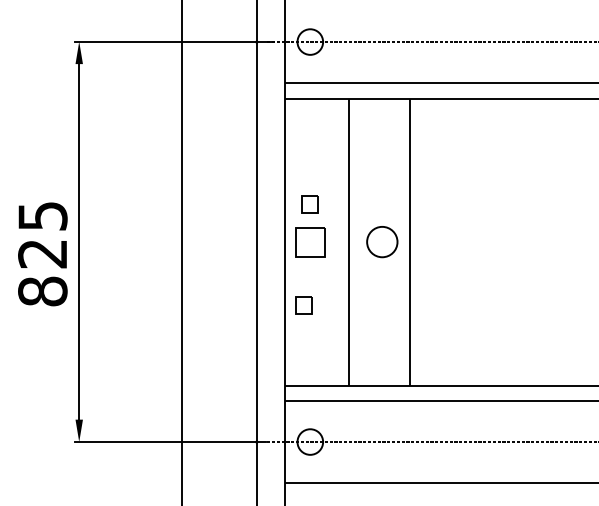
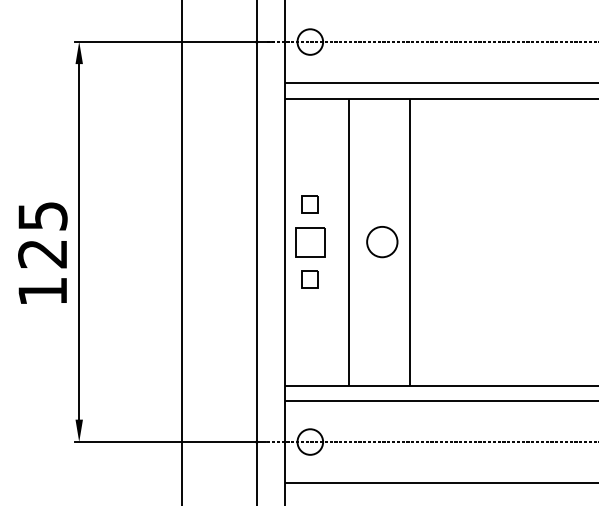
text: 825 -> 125 (42, 291)
part position: (303, 305) -> (309, 279) (309, 279)
